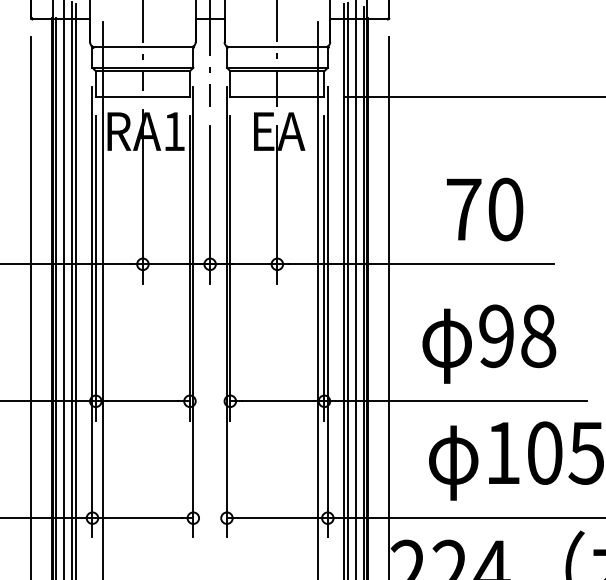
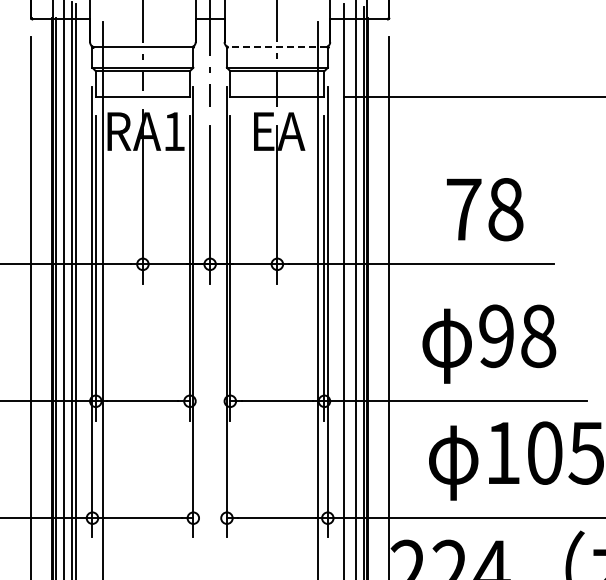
line: solid -> dashed (277, 46)
text: 70 -> 78 (505, 209)
line: present -> none (348, 289)
